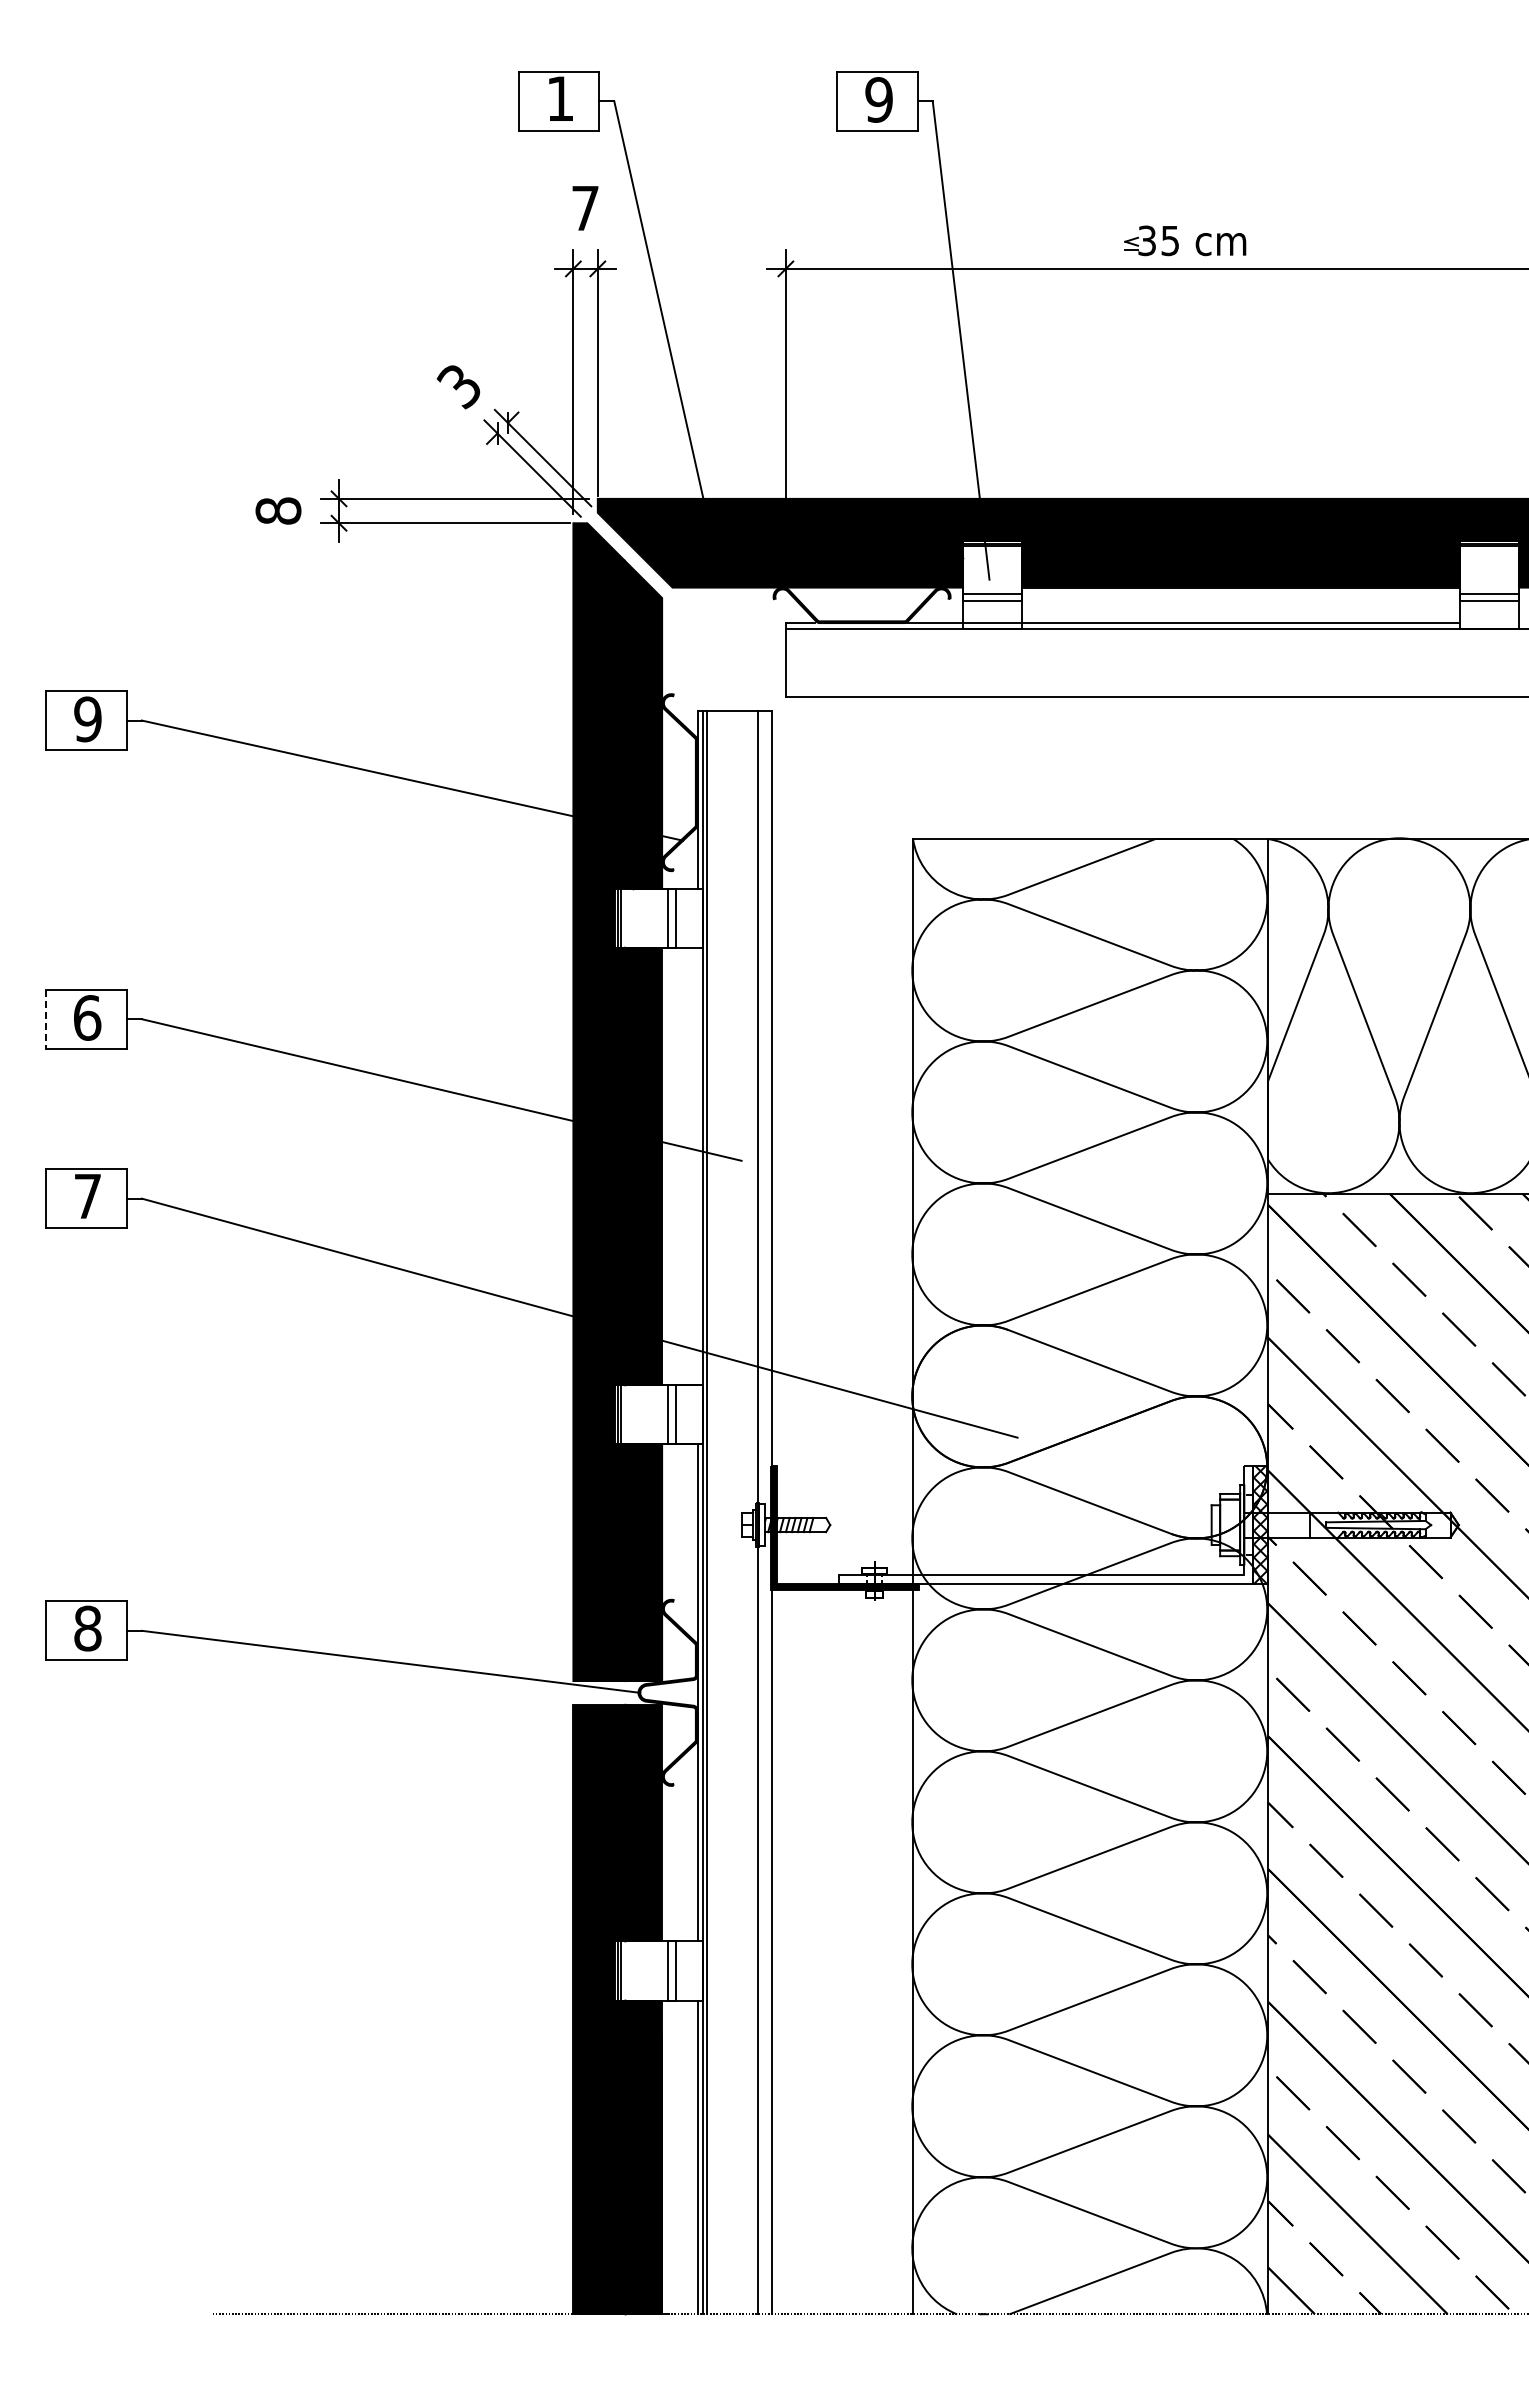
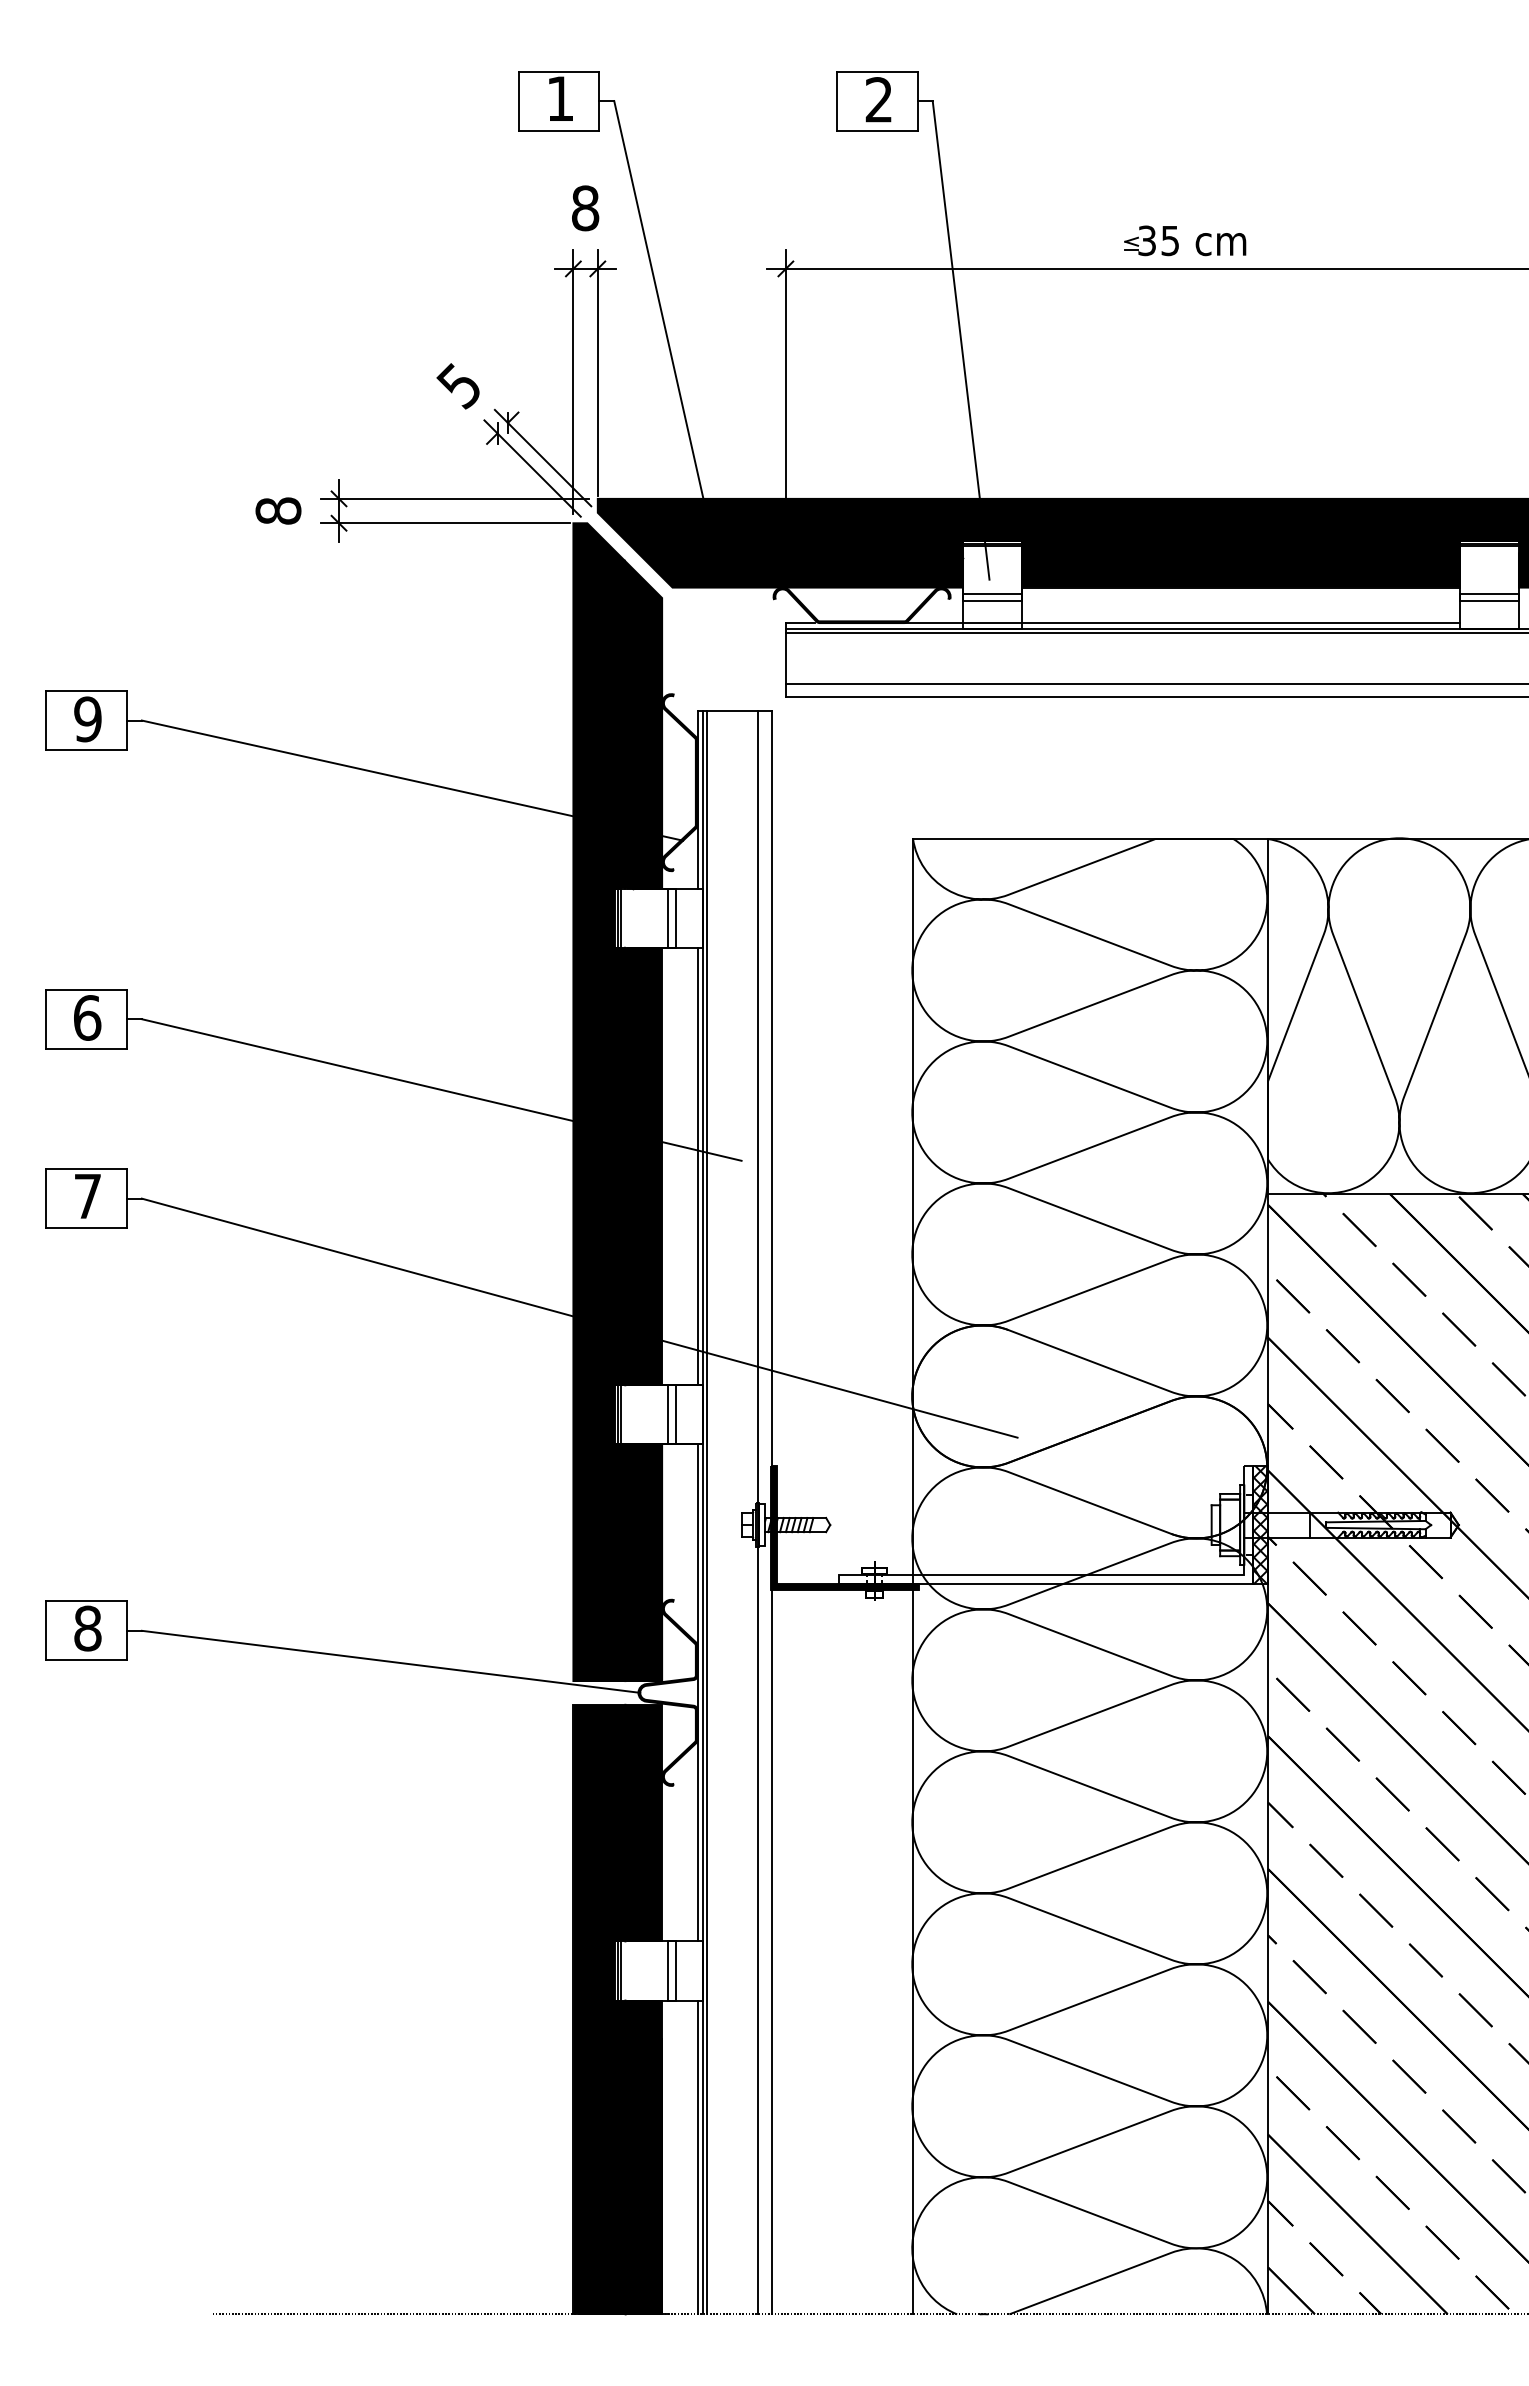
text: 9 -> 2 (878, 99)
text: 7 -> 8 (585, 208)
text: 3 -> 5 (458, 386)
line: none -> present (1155, 632)
line: none -> present (1155, 683)
line: dashed -> solid (45, 1019)
line: none -> present (697, 1166)
